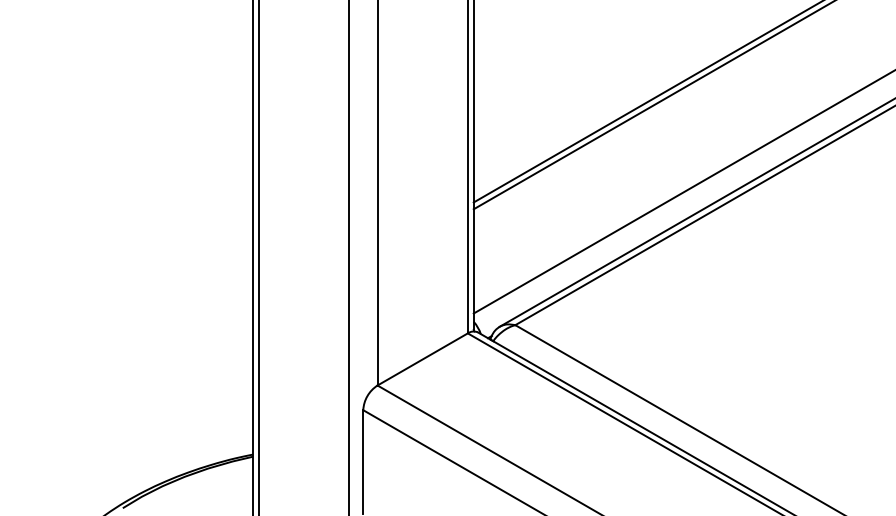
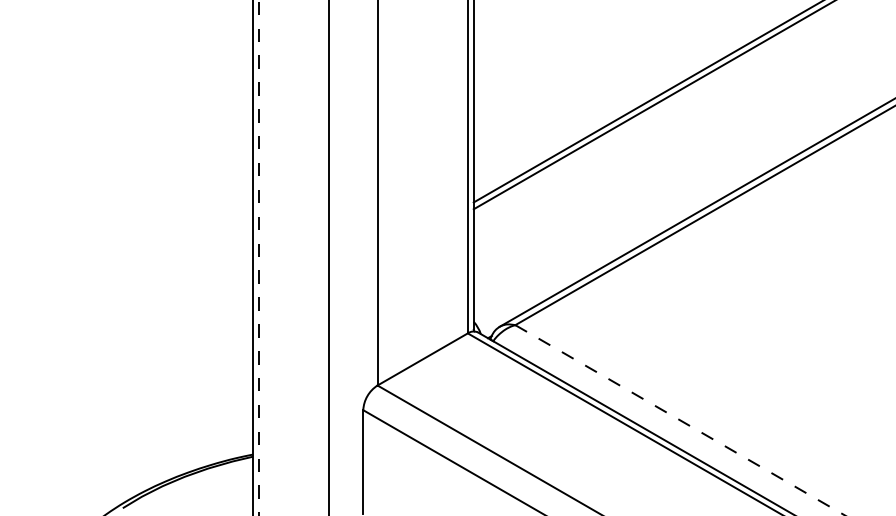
line: present -> none (682, 192)
line position: (349, 257) -> (329, 257) (329, 257)
line: solid -> dashed (258, 258)
line: solid -> dashed (680, 420)
